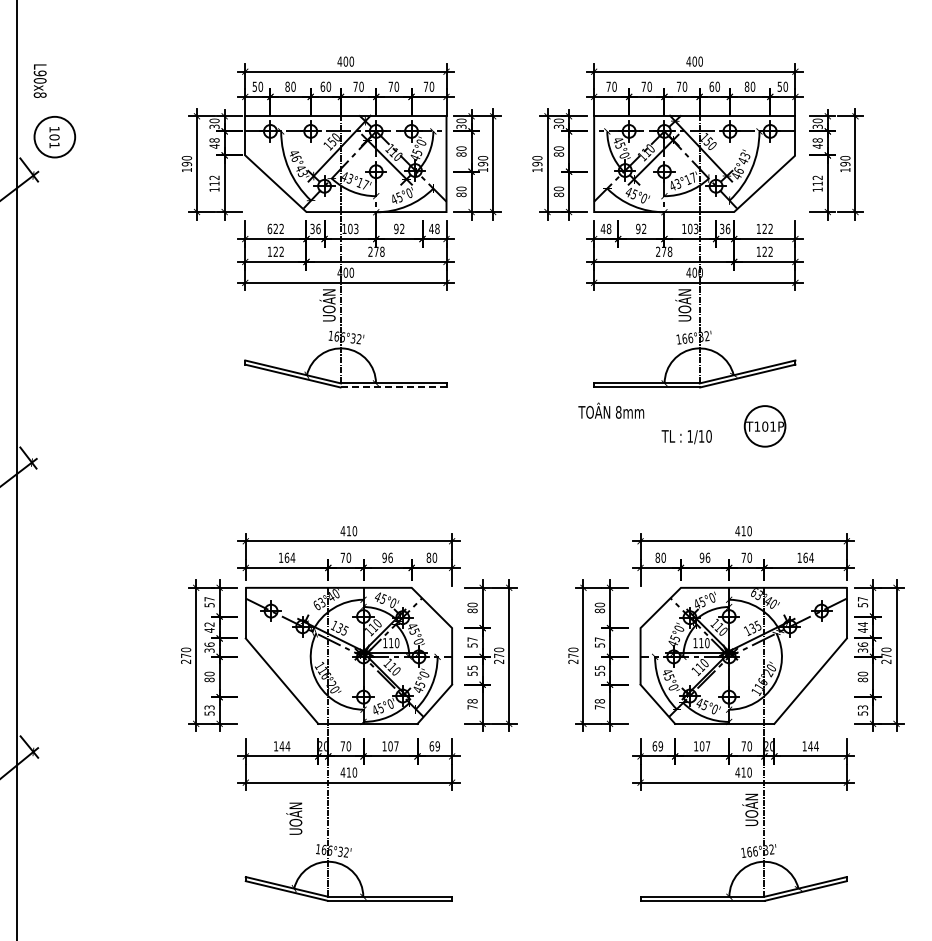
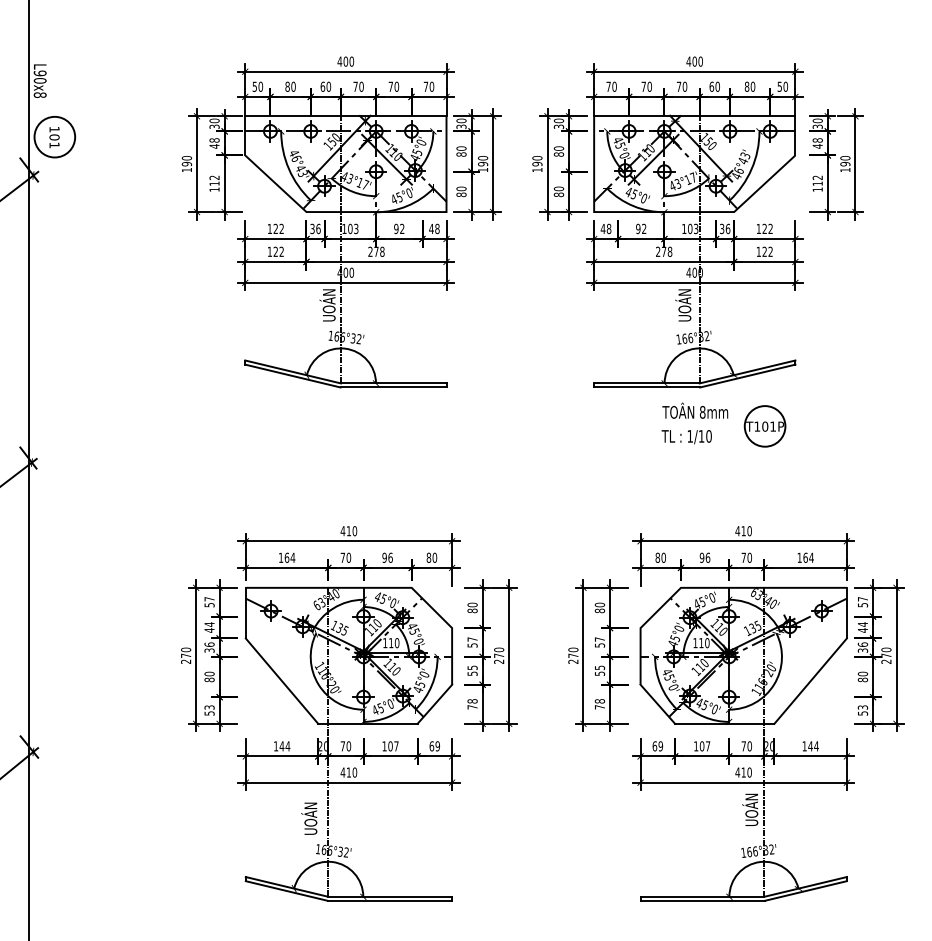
text: 622 -> 122 (269, 228)
line: dashed -> solid (393, 387)
text position: (611, 410) -> (695, 410) (695, 410)
line position: (17, 469) -> (29, 469) (29, 469)
text: 42 -> 44 (209, 624)
text position: (294, 818) -> (309, 818) (309, 818)
